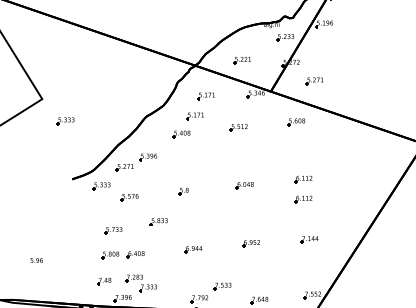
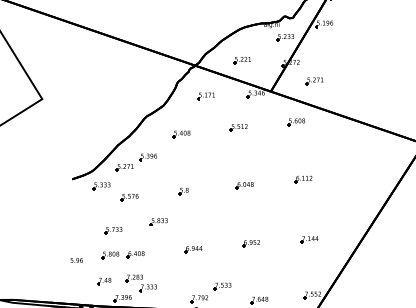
part: present -> none (194, 116)
part: present -> none (65, 121)
part: present -> none (303, 199)
text position: (36, 260) -> (76, 260) (76, 260)
